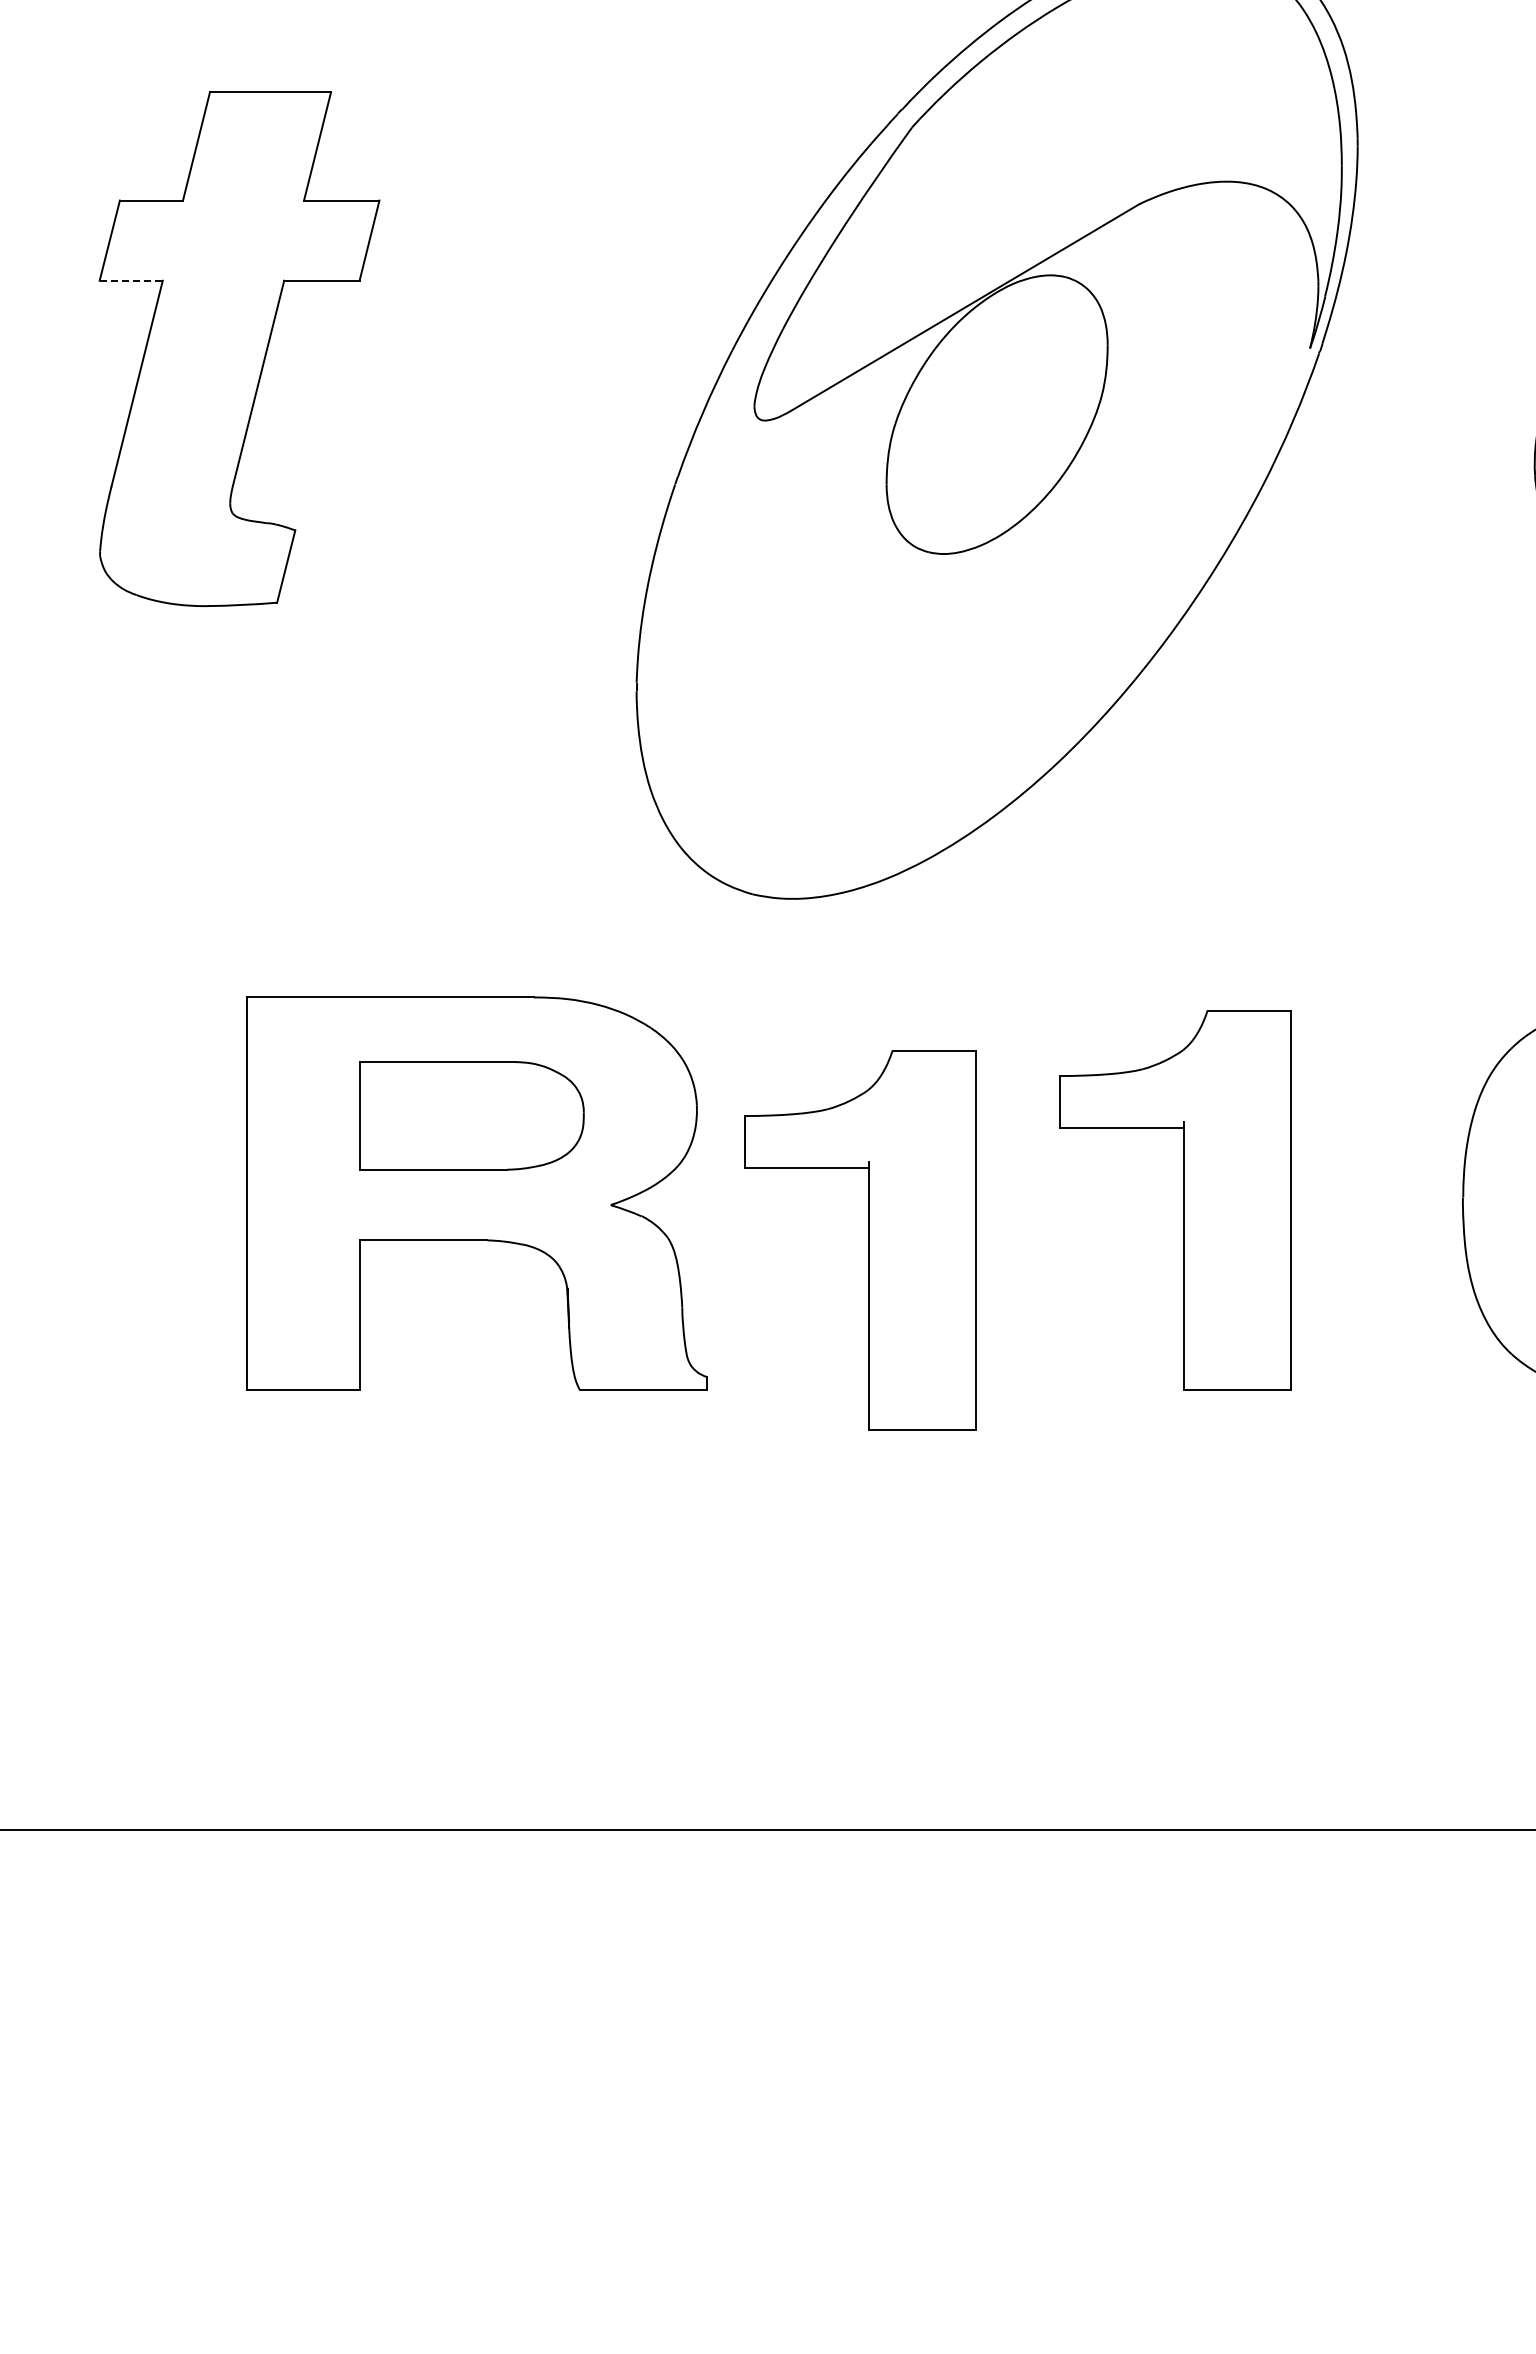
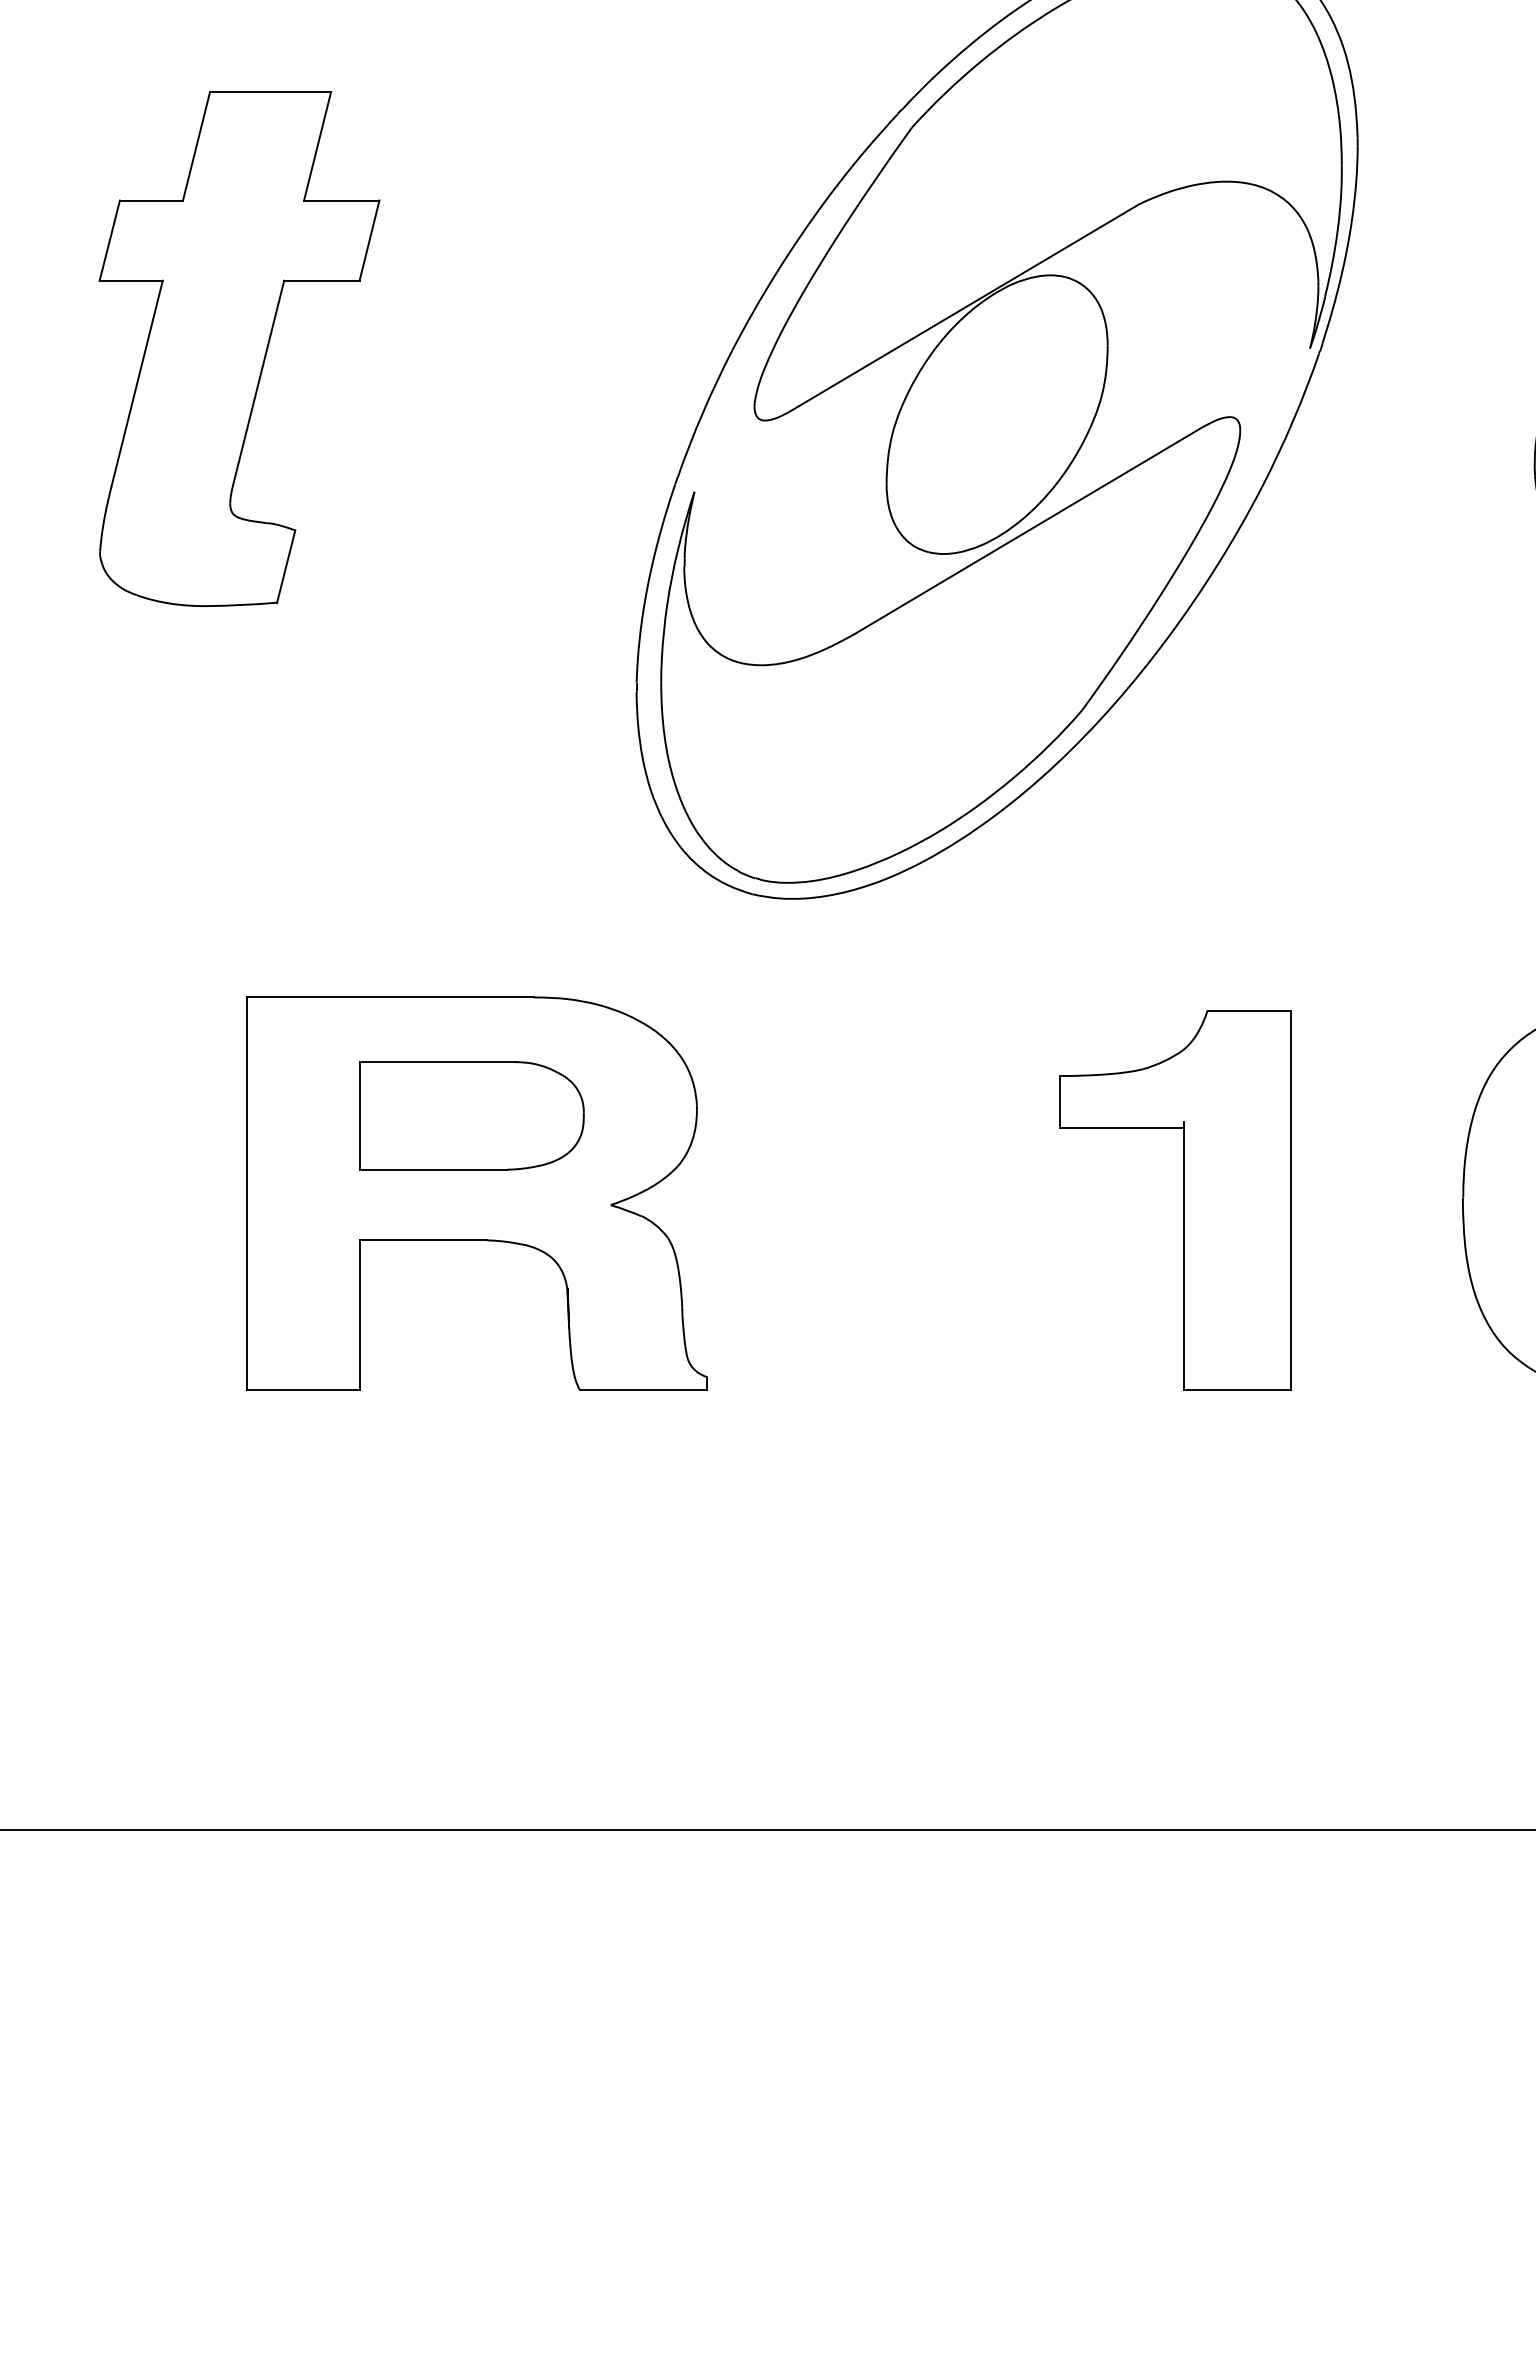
line: dashed -> solid (131, 280)
part: none -> present (950, 649)
part: present -> none (868, 1240)
